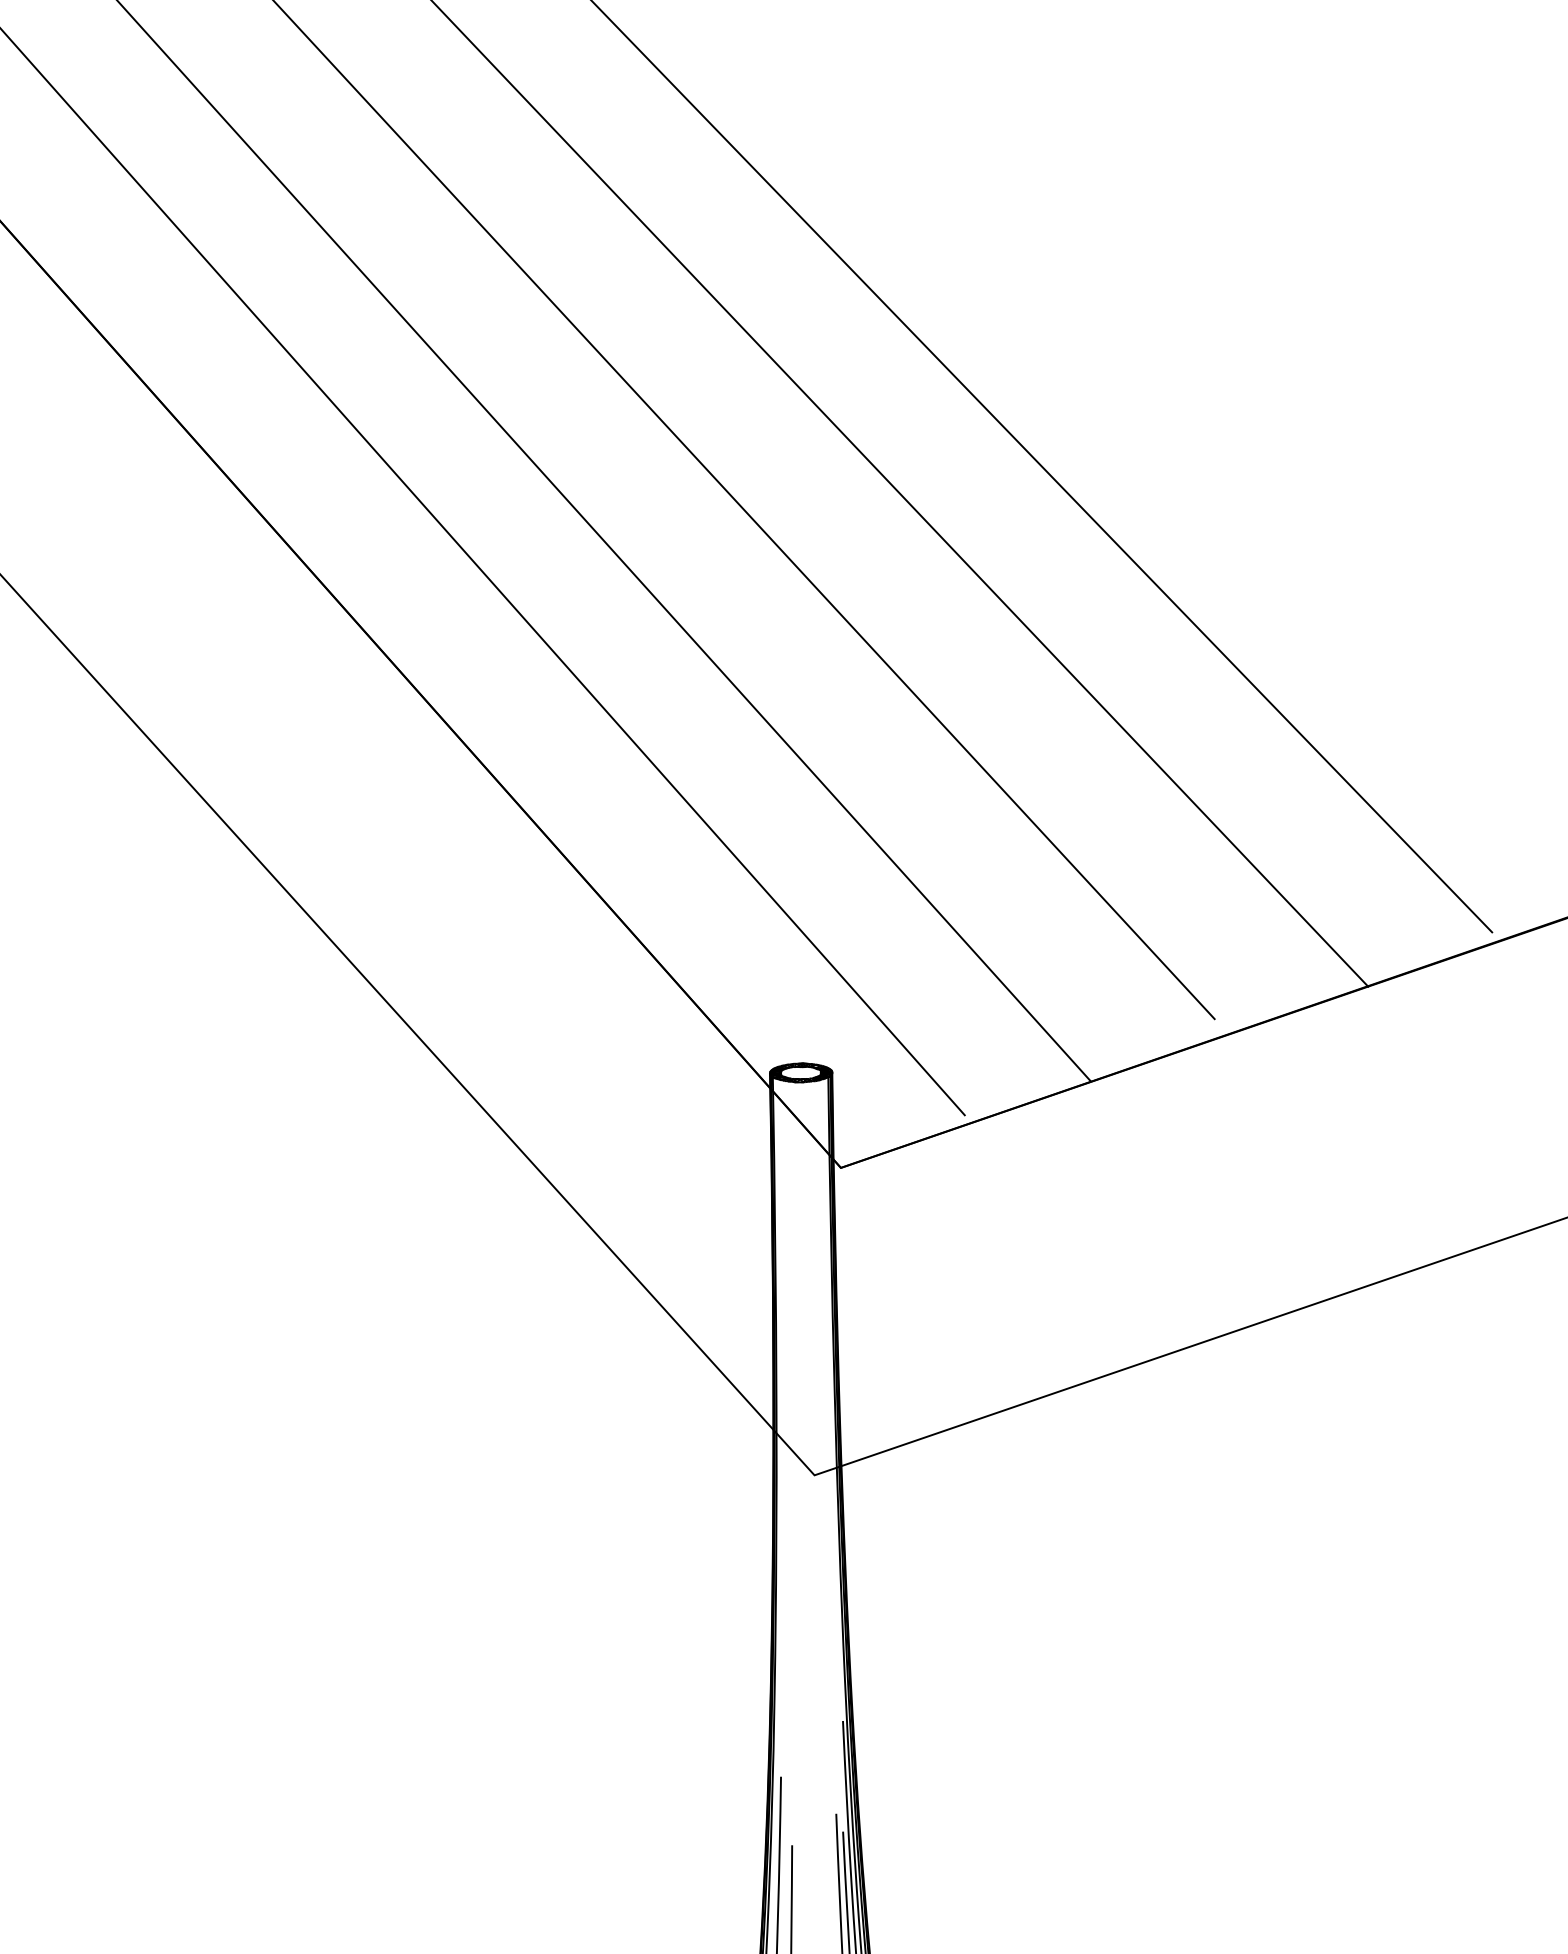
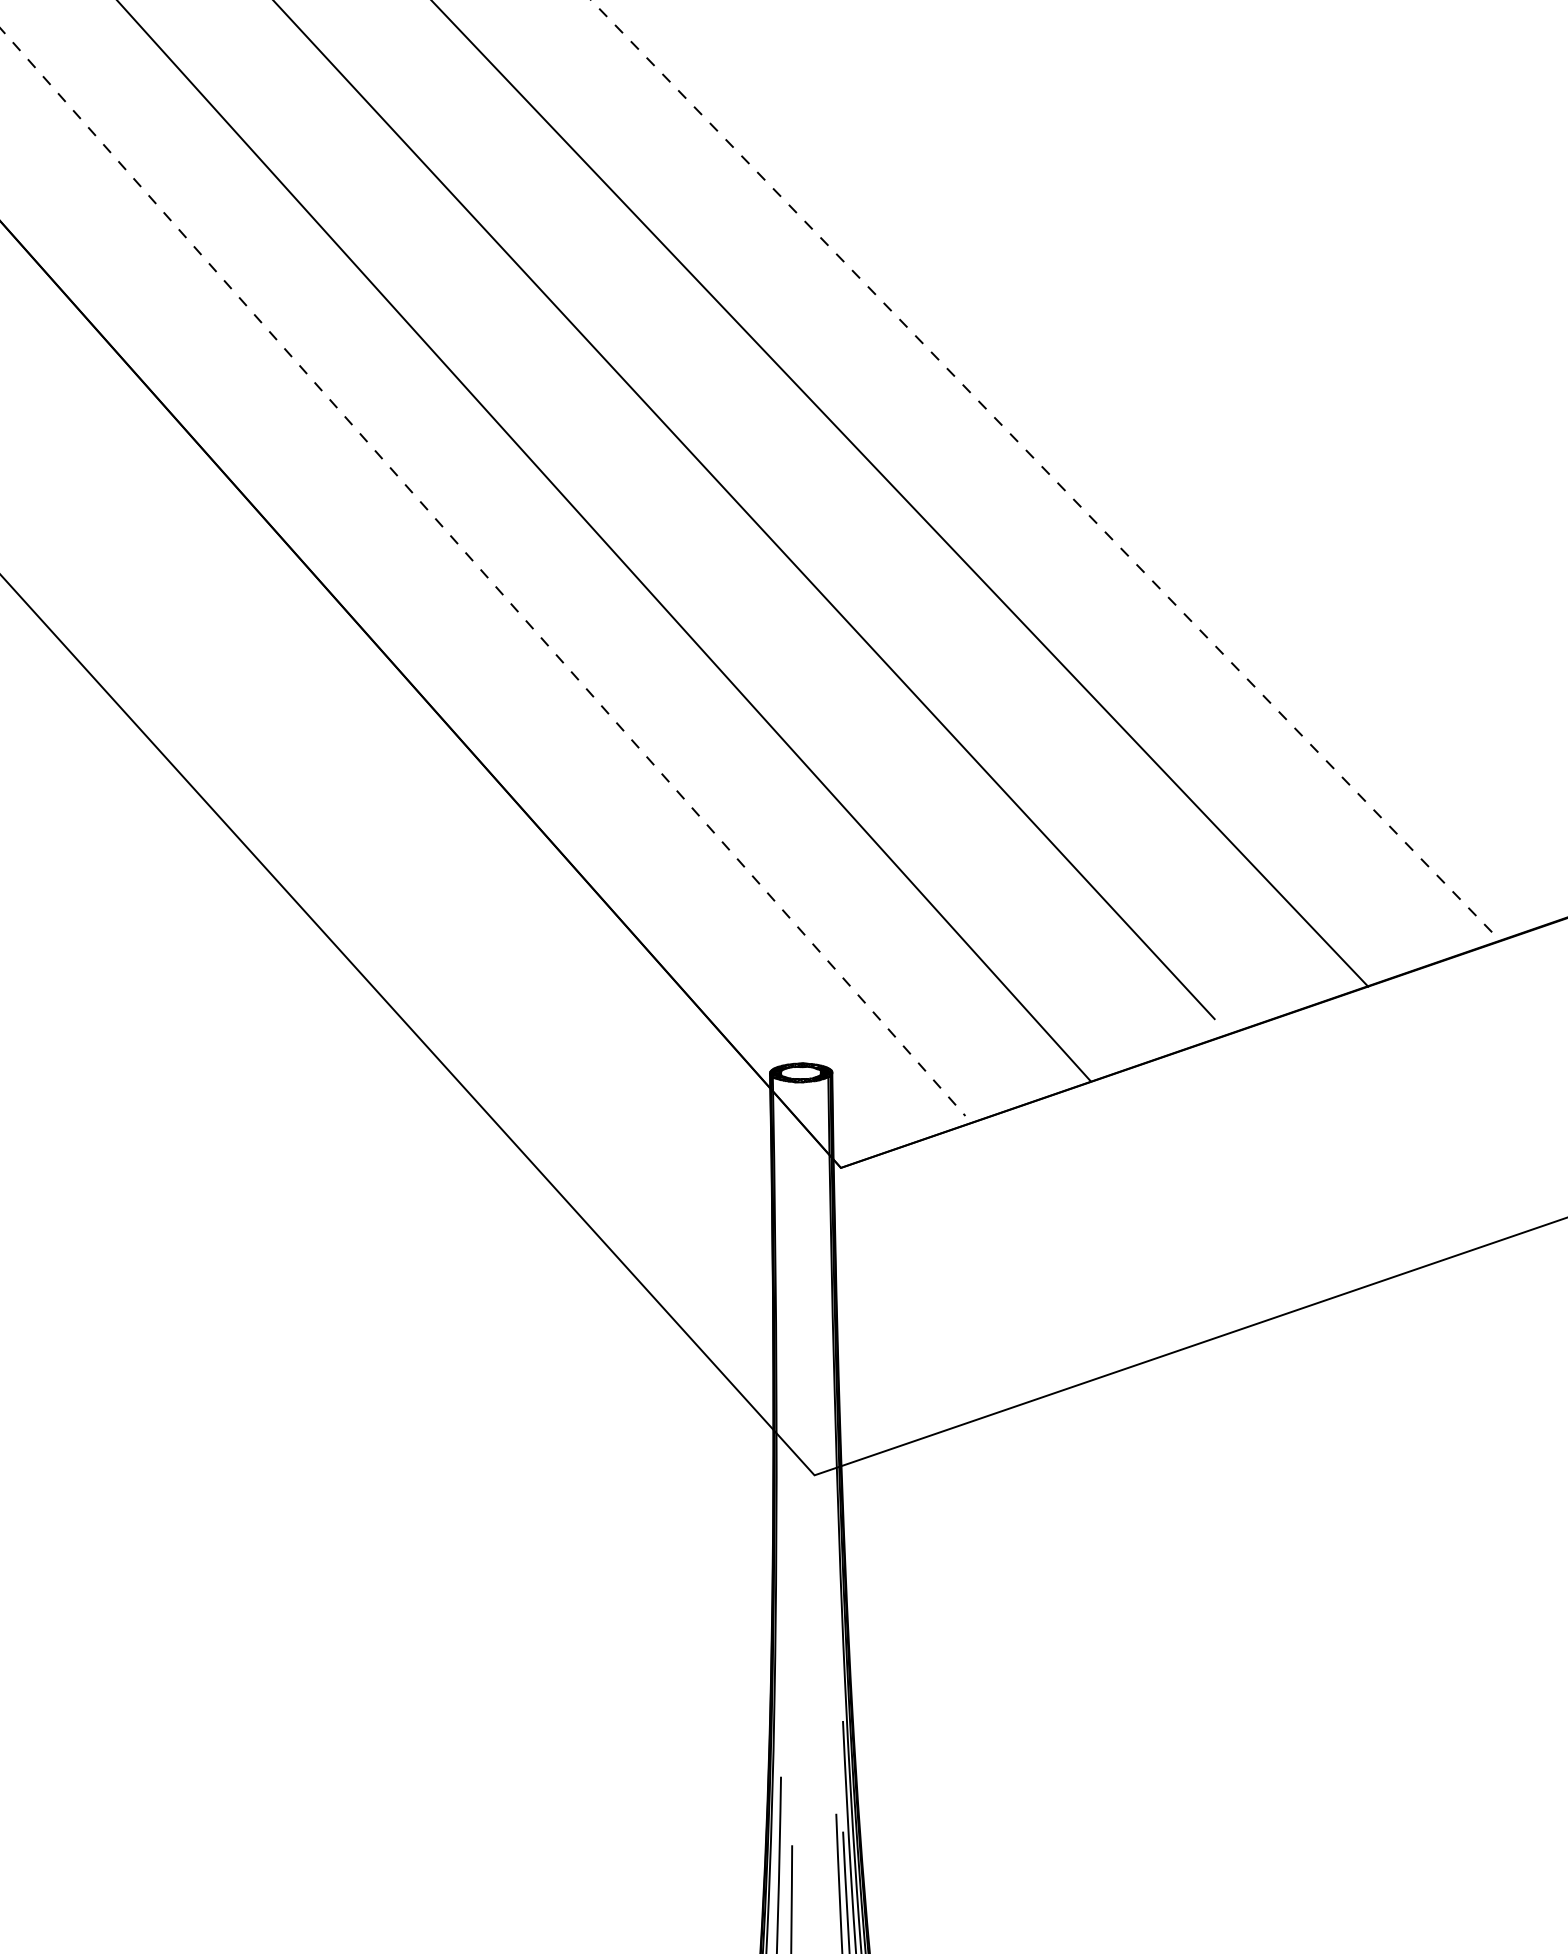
line: solid -> dashed (1042, 467)
line: solid -> dashed (483, 572)
